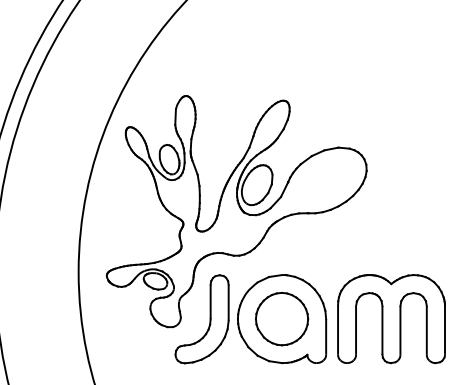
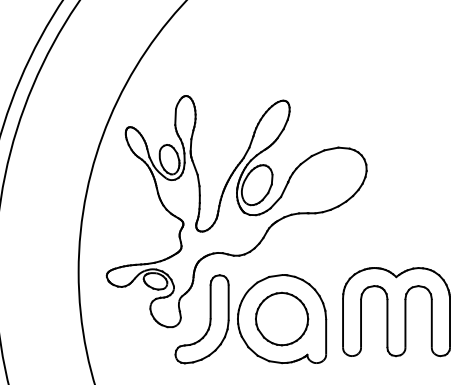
part position: (391, 319) -> (396, 312) (396, 312)
